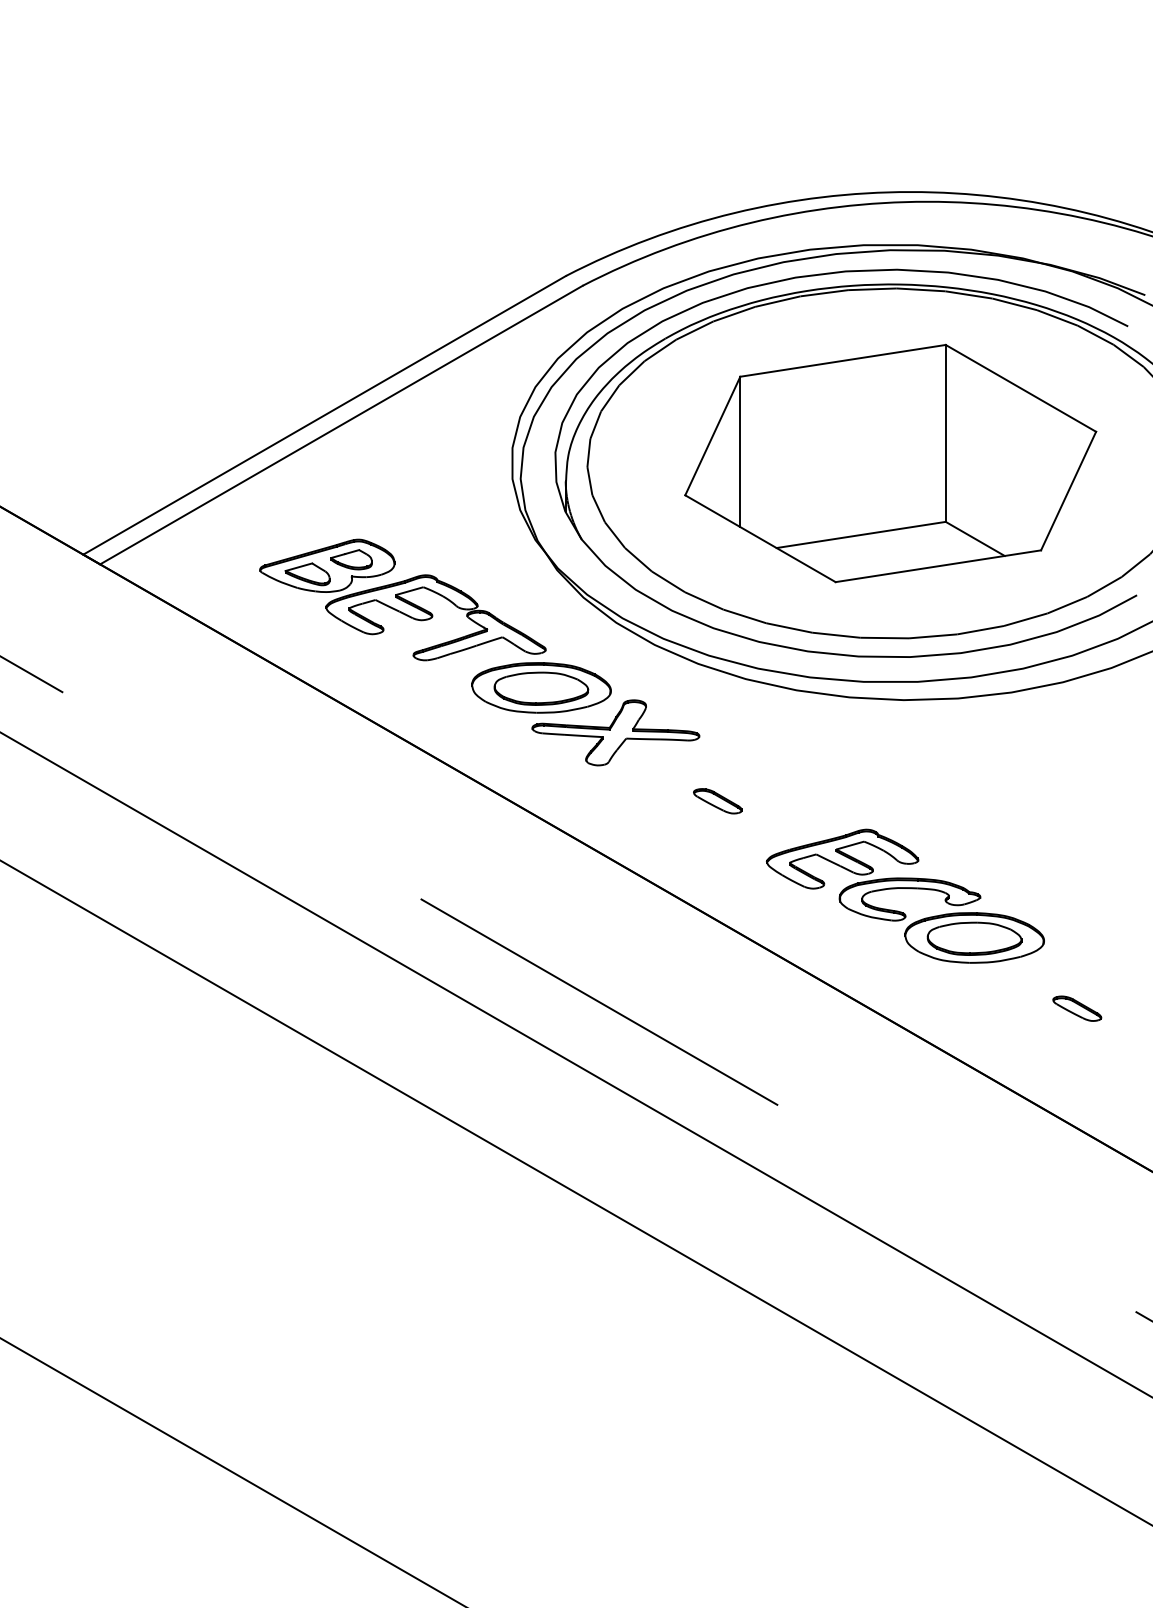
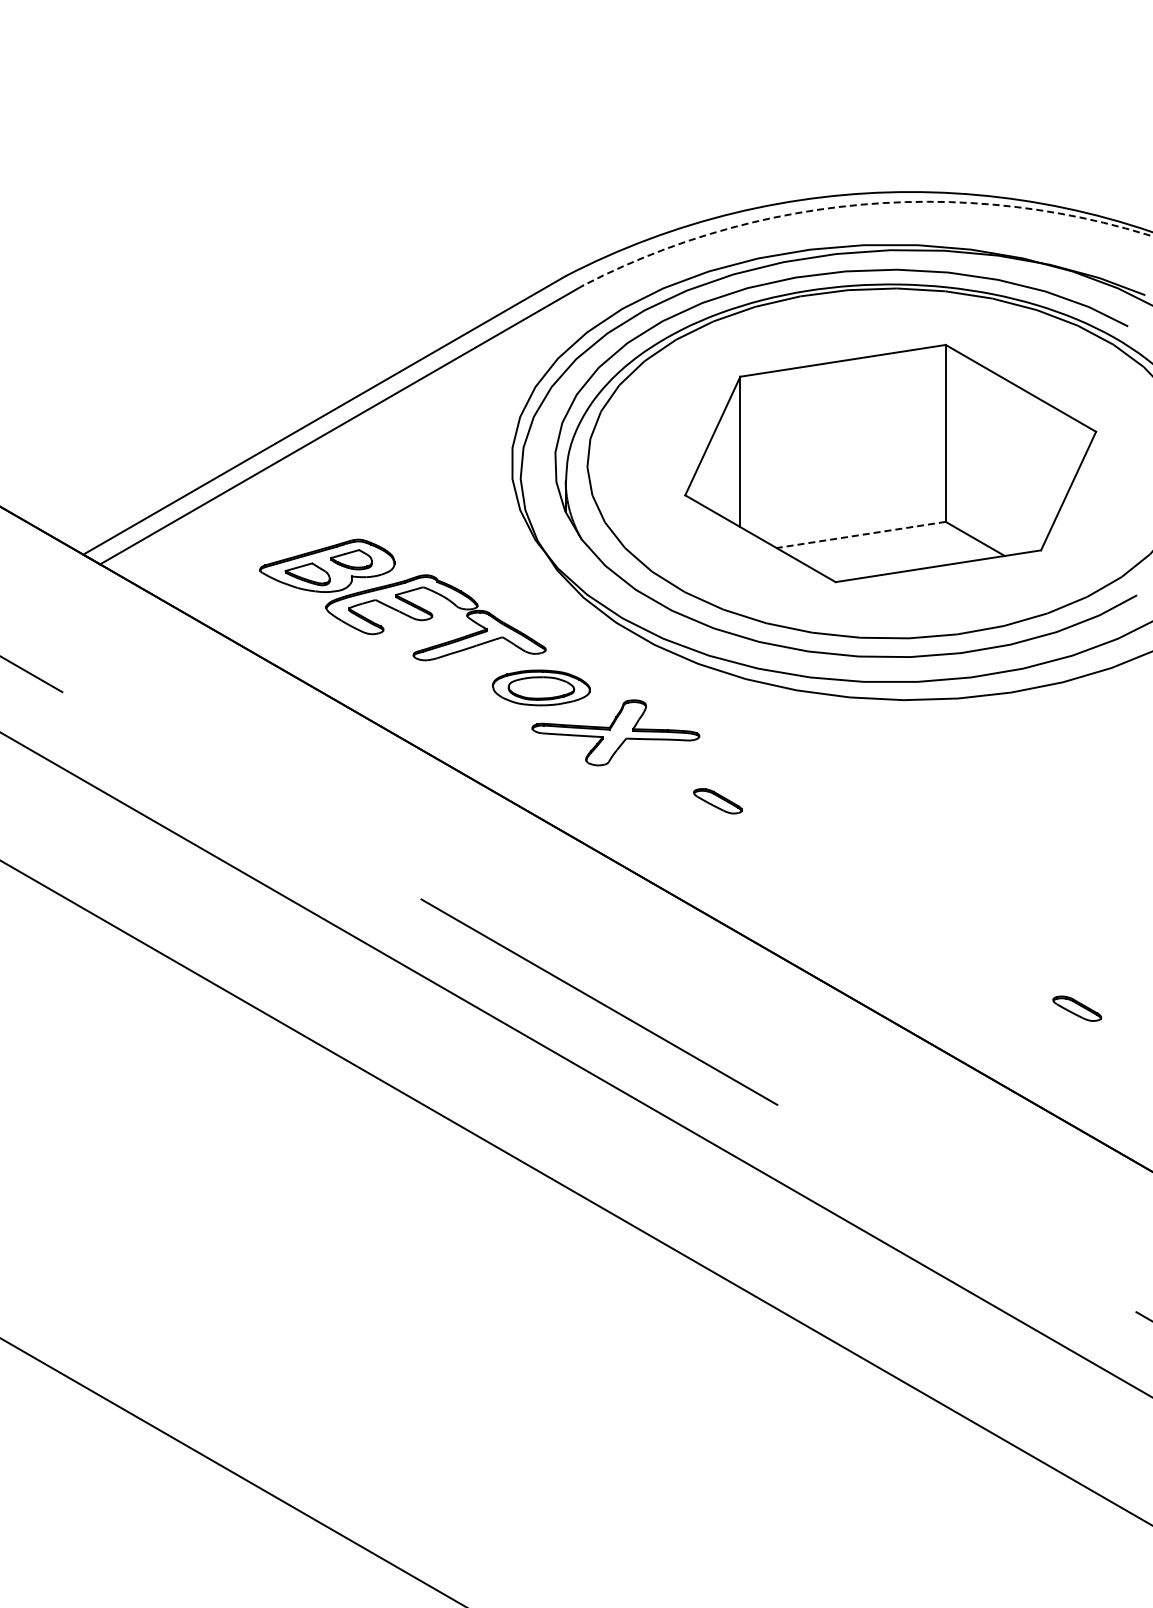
arc: solid -> dashed (863, 204)
line: solid -> dashed (861, 534)
part size: 141x52 px -> 99x38 px (541, 687)
part: present -> none (905, 888)
